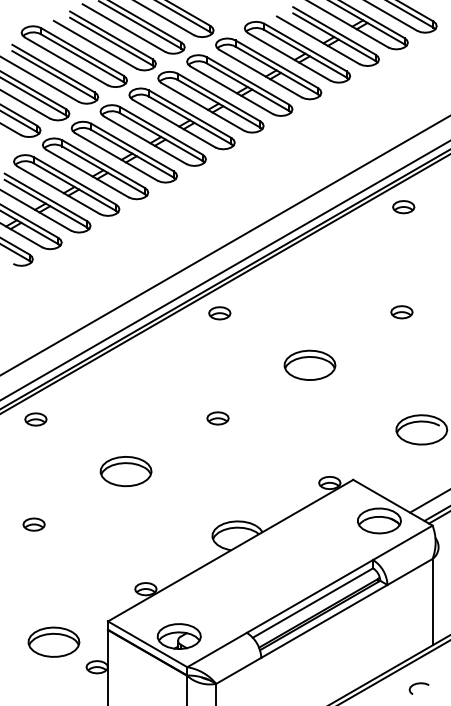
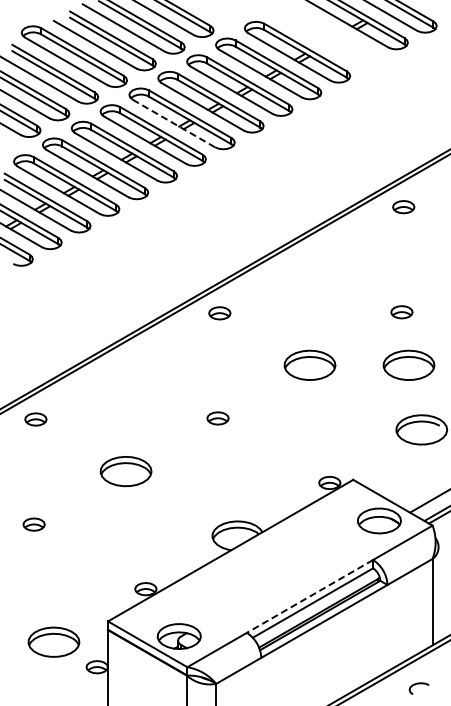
part: present -> none (327, 36)
line: solid -> dashed (173, 123)
line: present -> none (224, 245)
line: present -> none (224, 270)
part: none -> present (408, 364)
line: solid -> dashed (309, 596)
